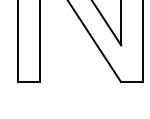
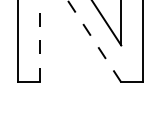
line: solid -> dashed (39, 41)
line: solid -> dashed (94, 41)
